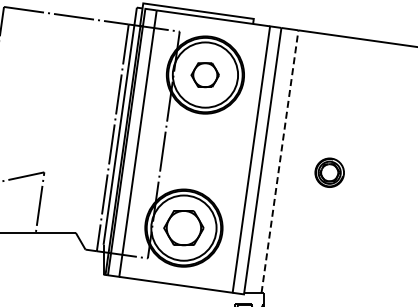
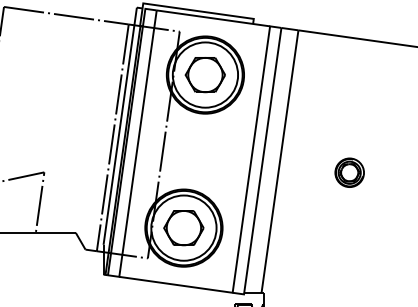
part size: 30x27 px -> 42x37 px (204, 75)
line: dashed -> solid (279, 161)
part position: (329, 172) -> (349, 172) (349, 172)
